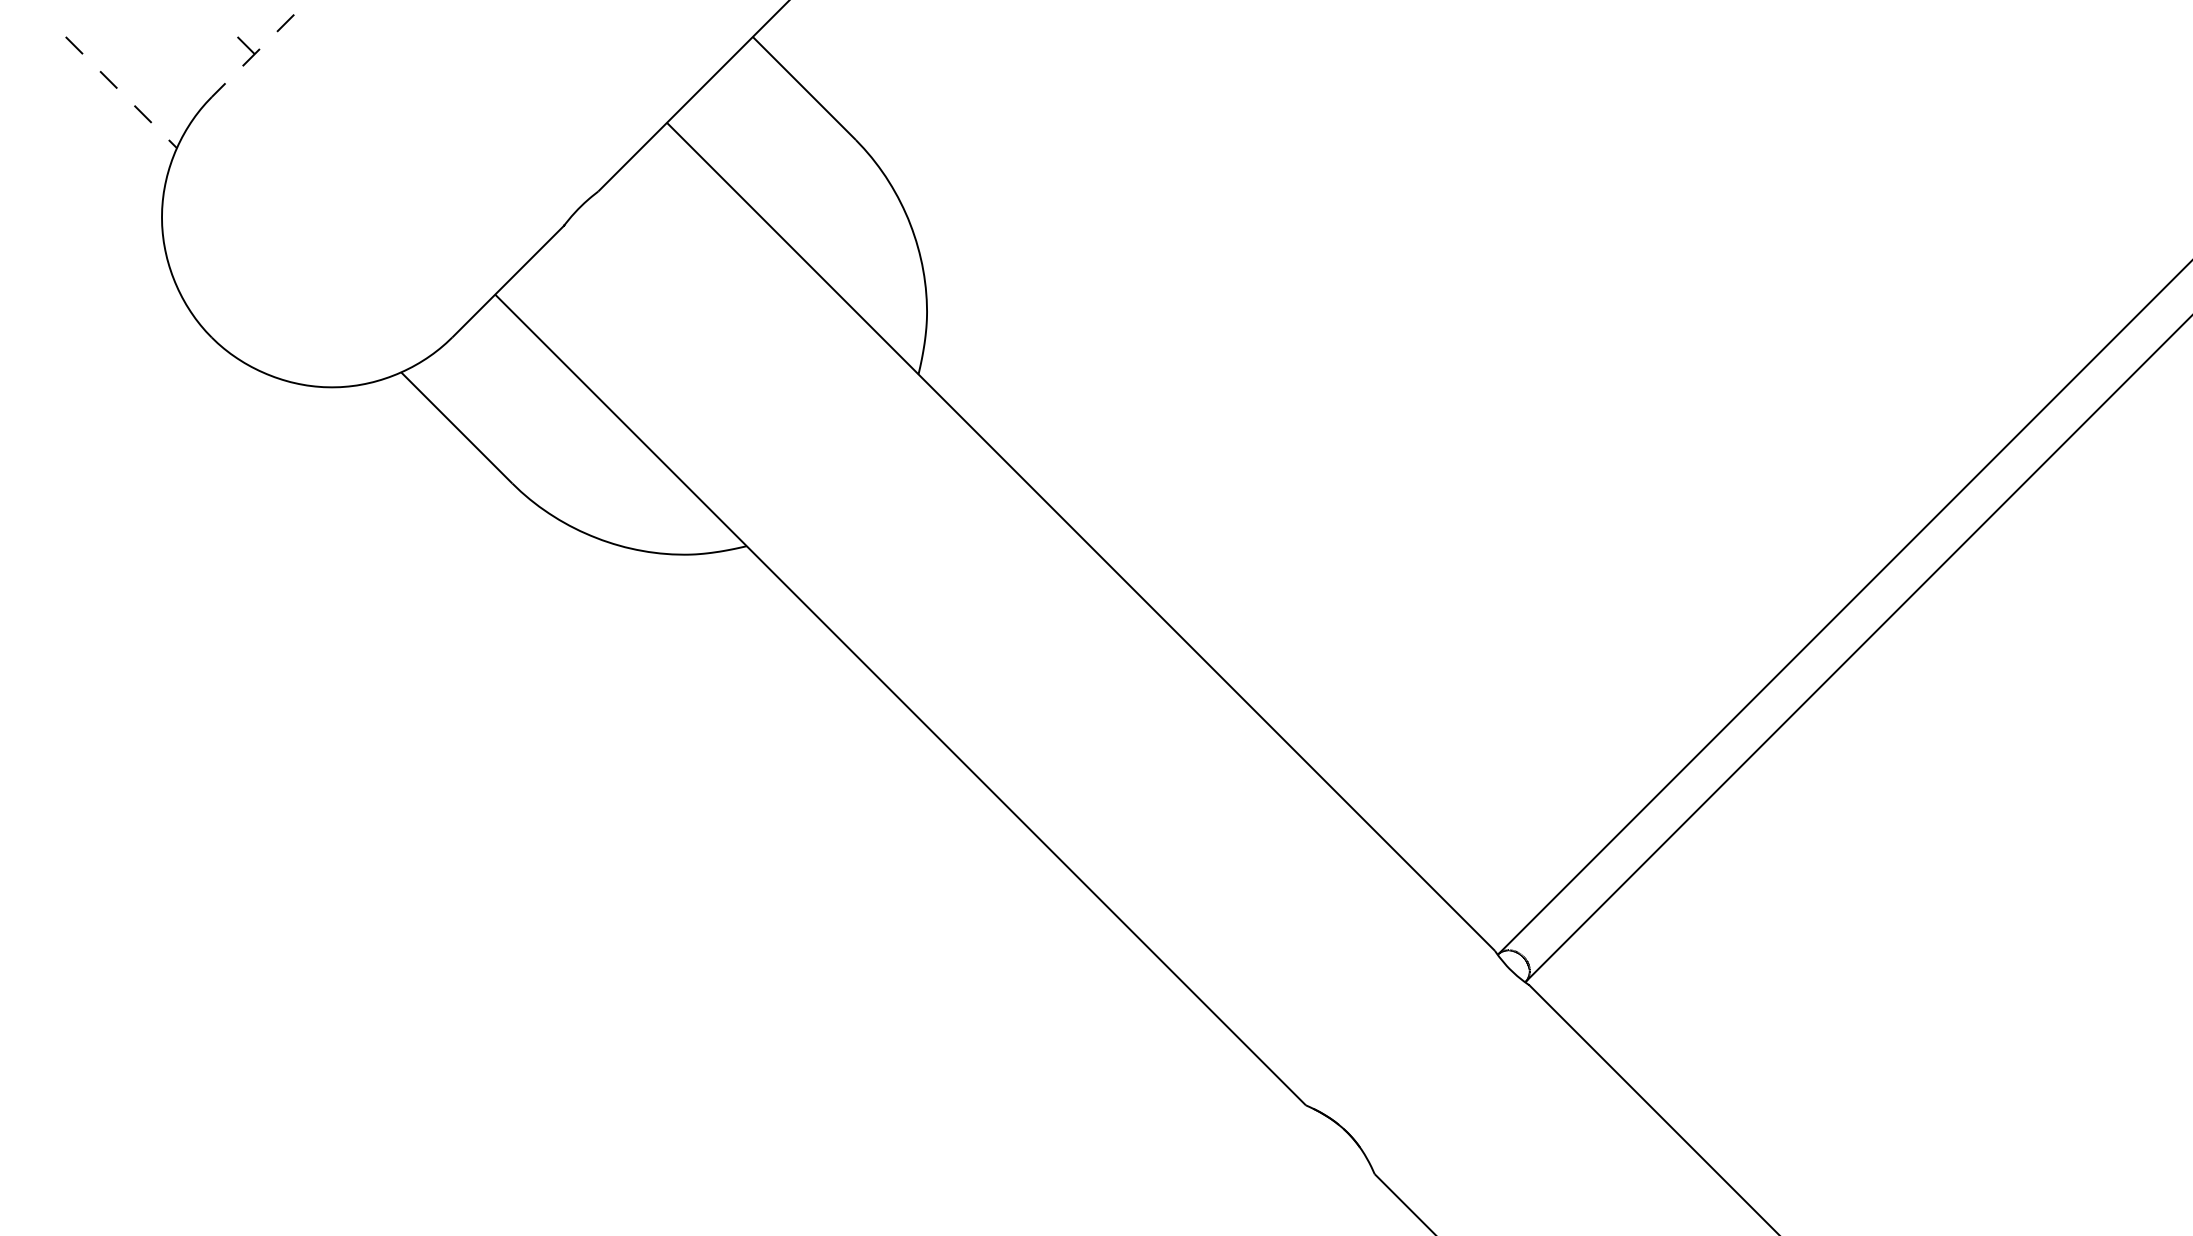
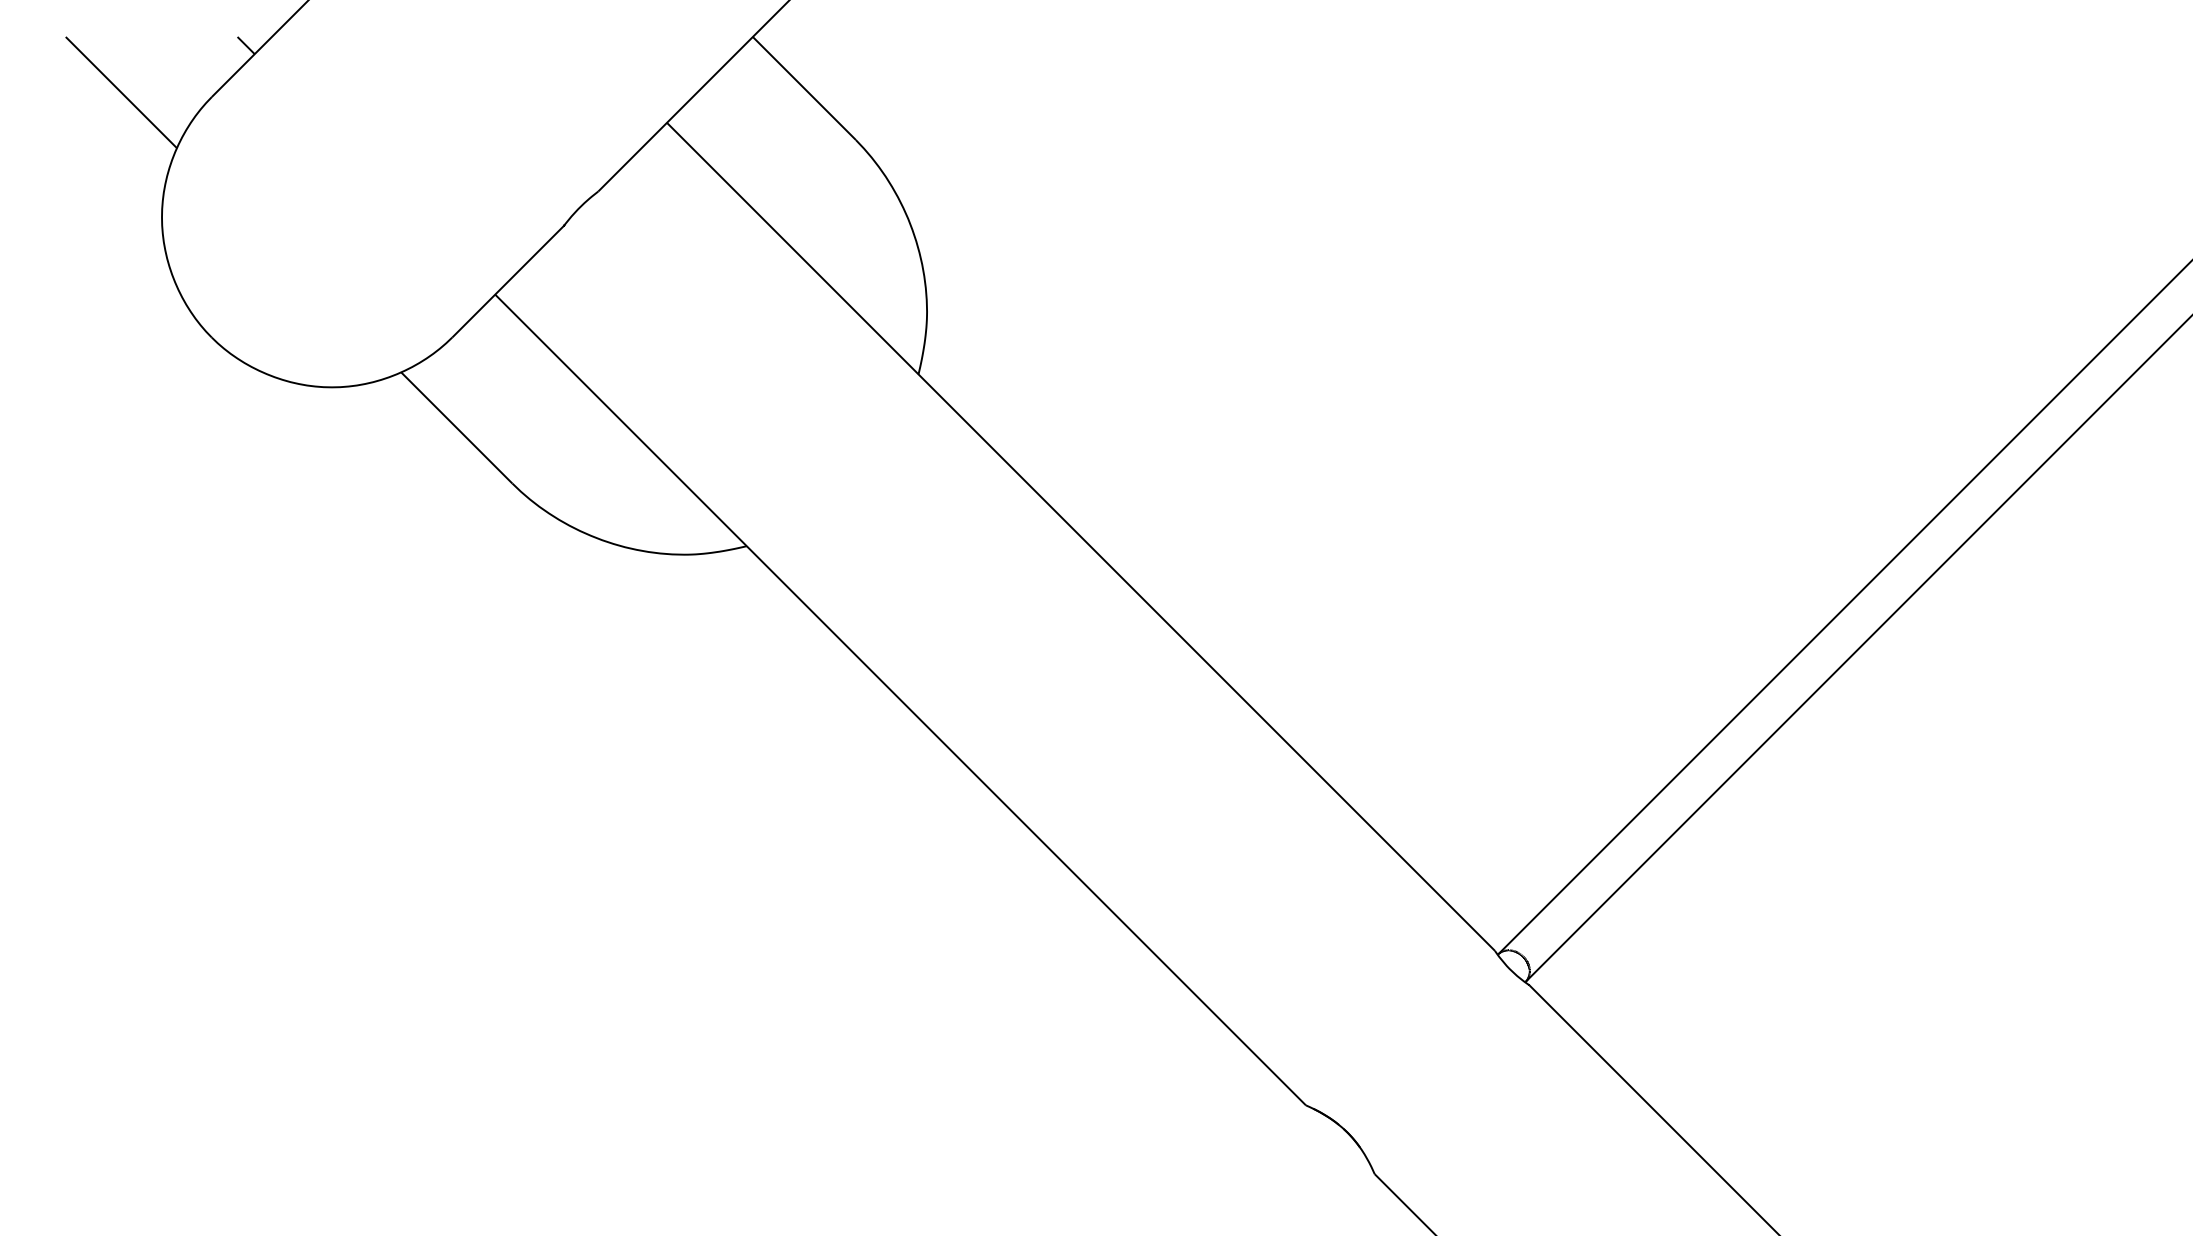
line: dashed -> solid (259, 49)
line: dashed -> solid (121, 92)
